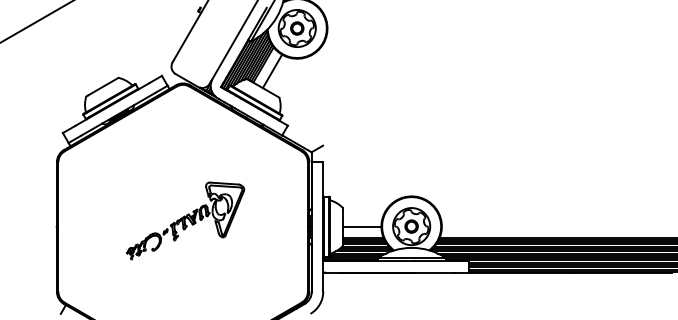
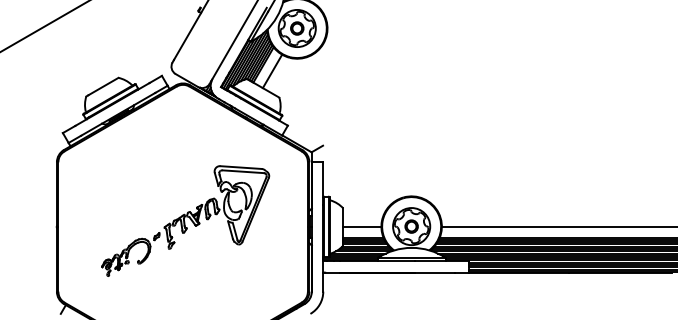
line position: (36, 21) -> (44, 26) (44, 26)
part size: 120x80 px -> 170x112 px (185, 220)
line: none -> present (557, 226)
